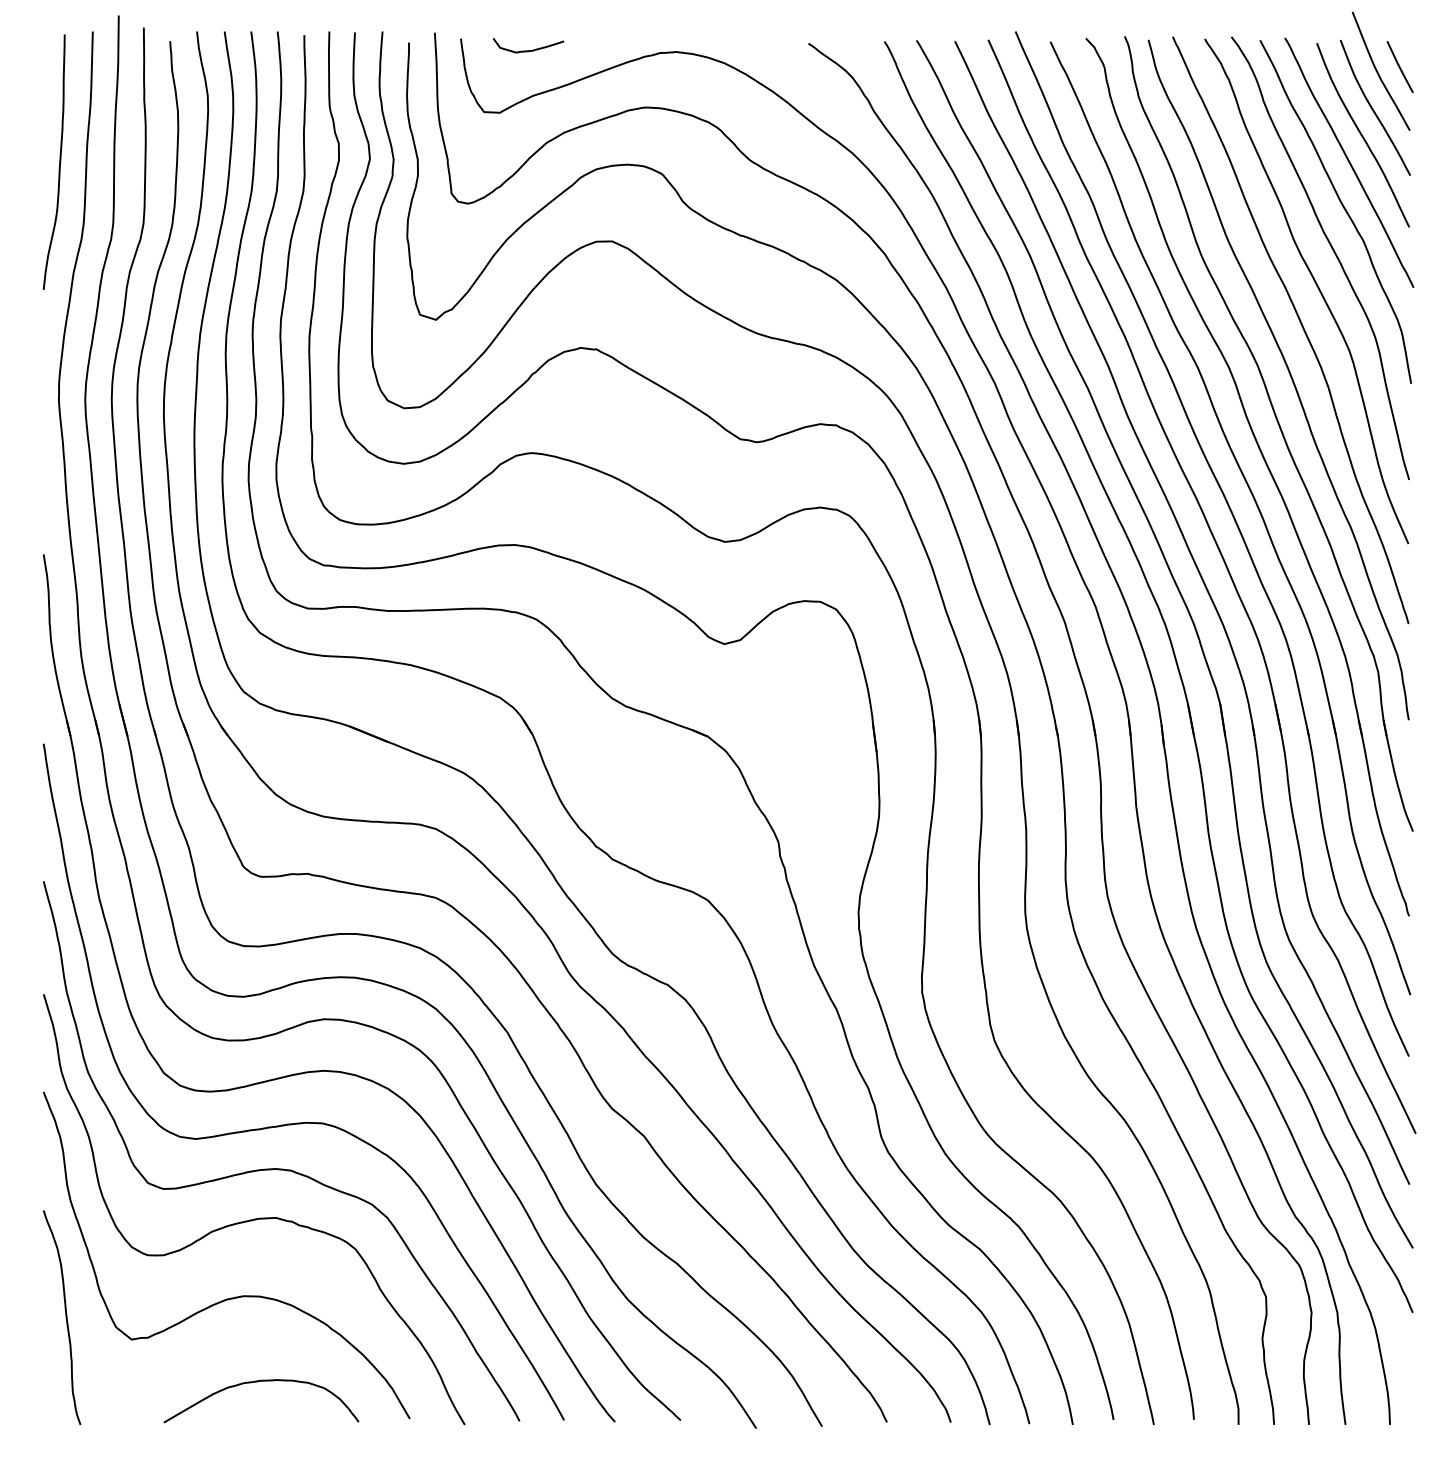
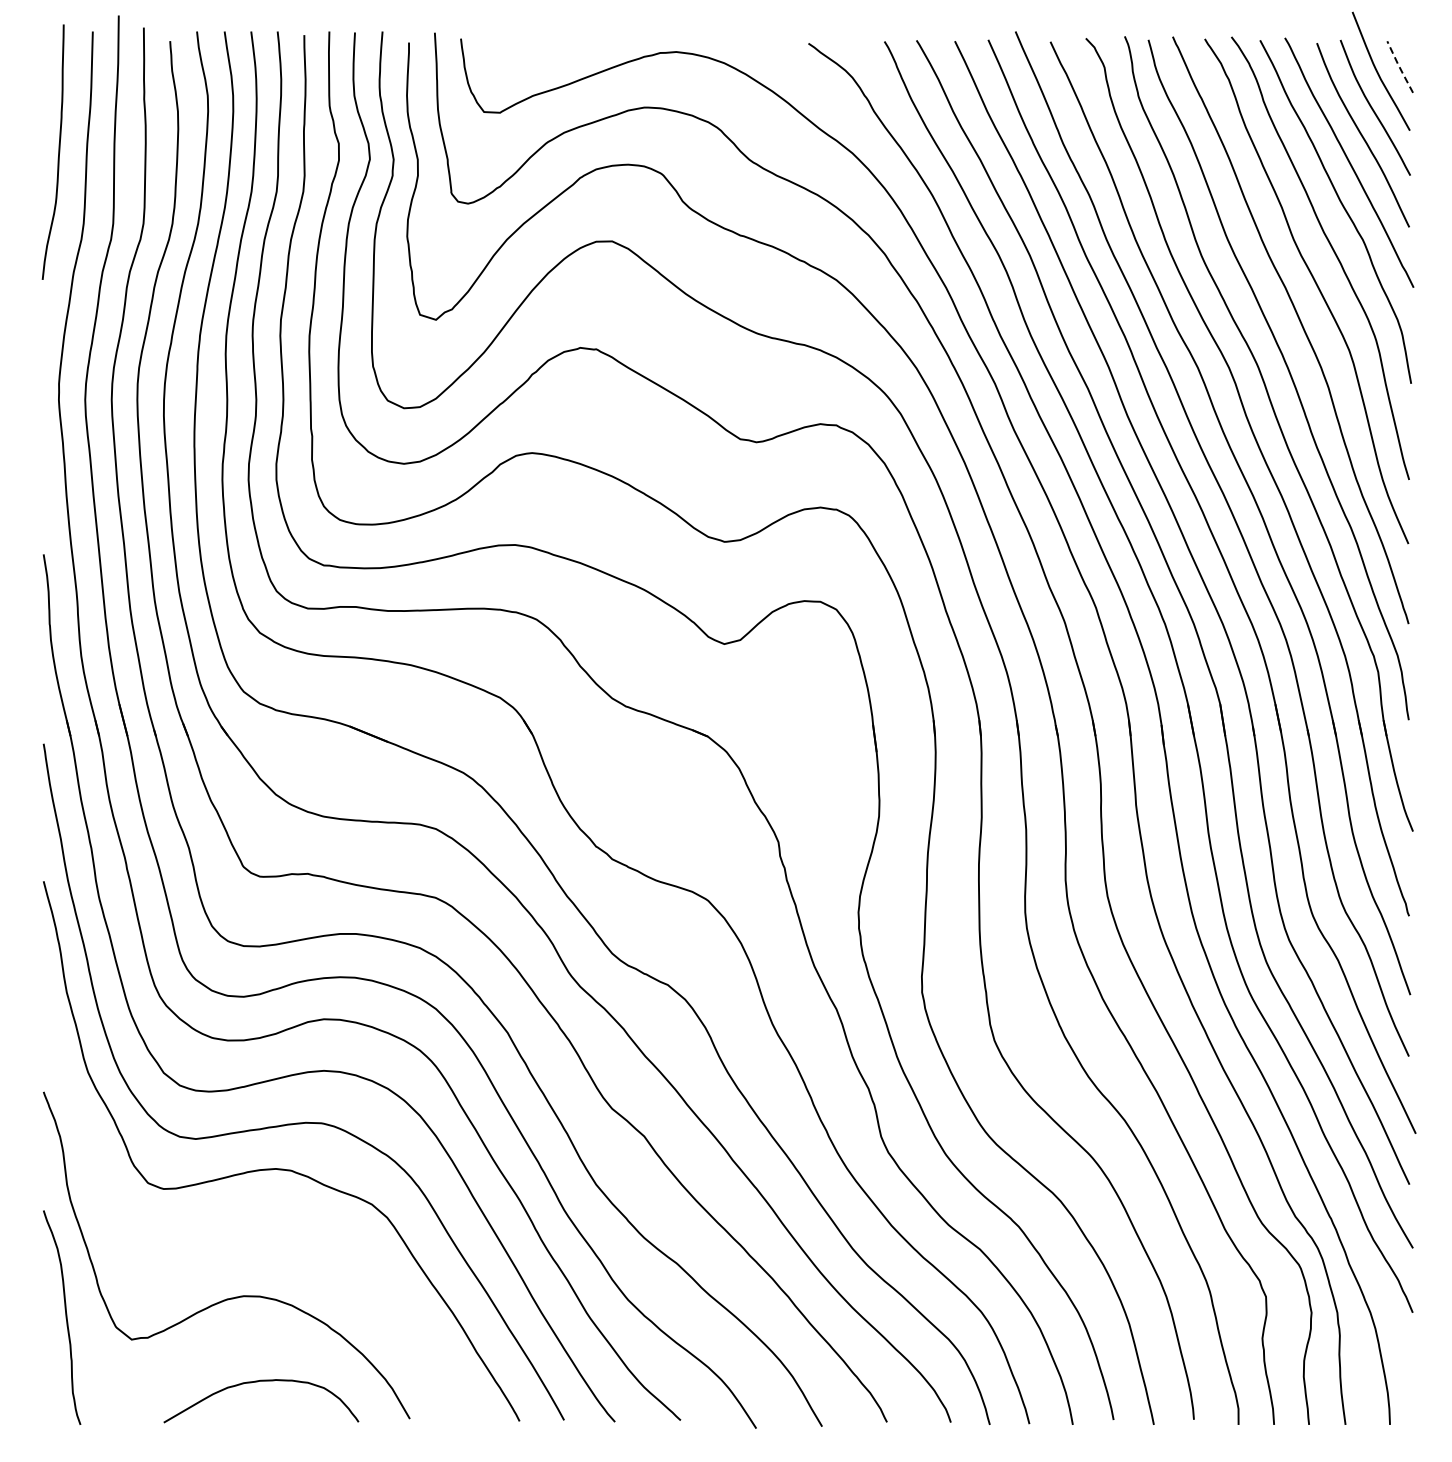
curve: present -> none (528, 50)
line: solid -> dashed (1399, 66)
curve position: (59, 161) -> (58, 151) (58, 151)
curve: present -> none (254, 1218)
